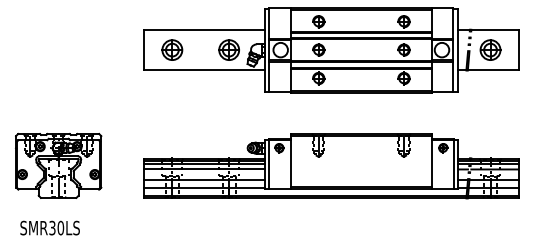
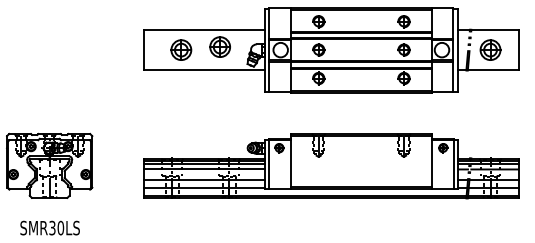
part position: (172, 49) -> (181, 49) (181, 49)
part position: (228, 49) -> (219, 46) (219, 46)
part position: (58, 165) -> (49, 165) (49, 165)
